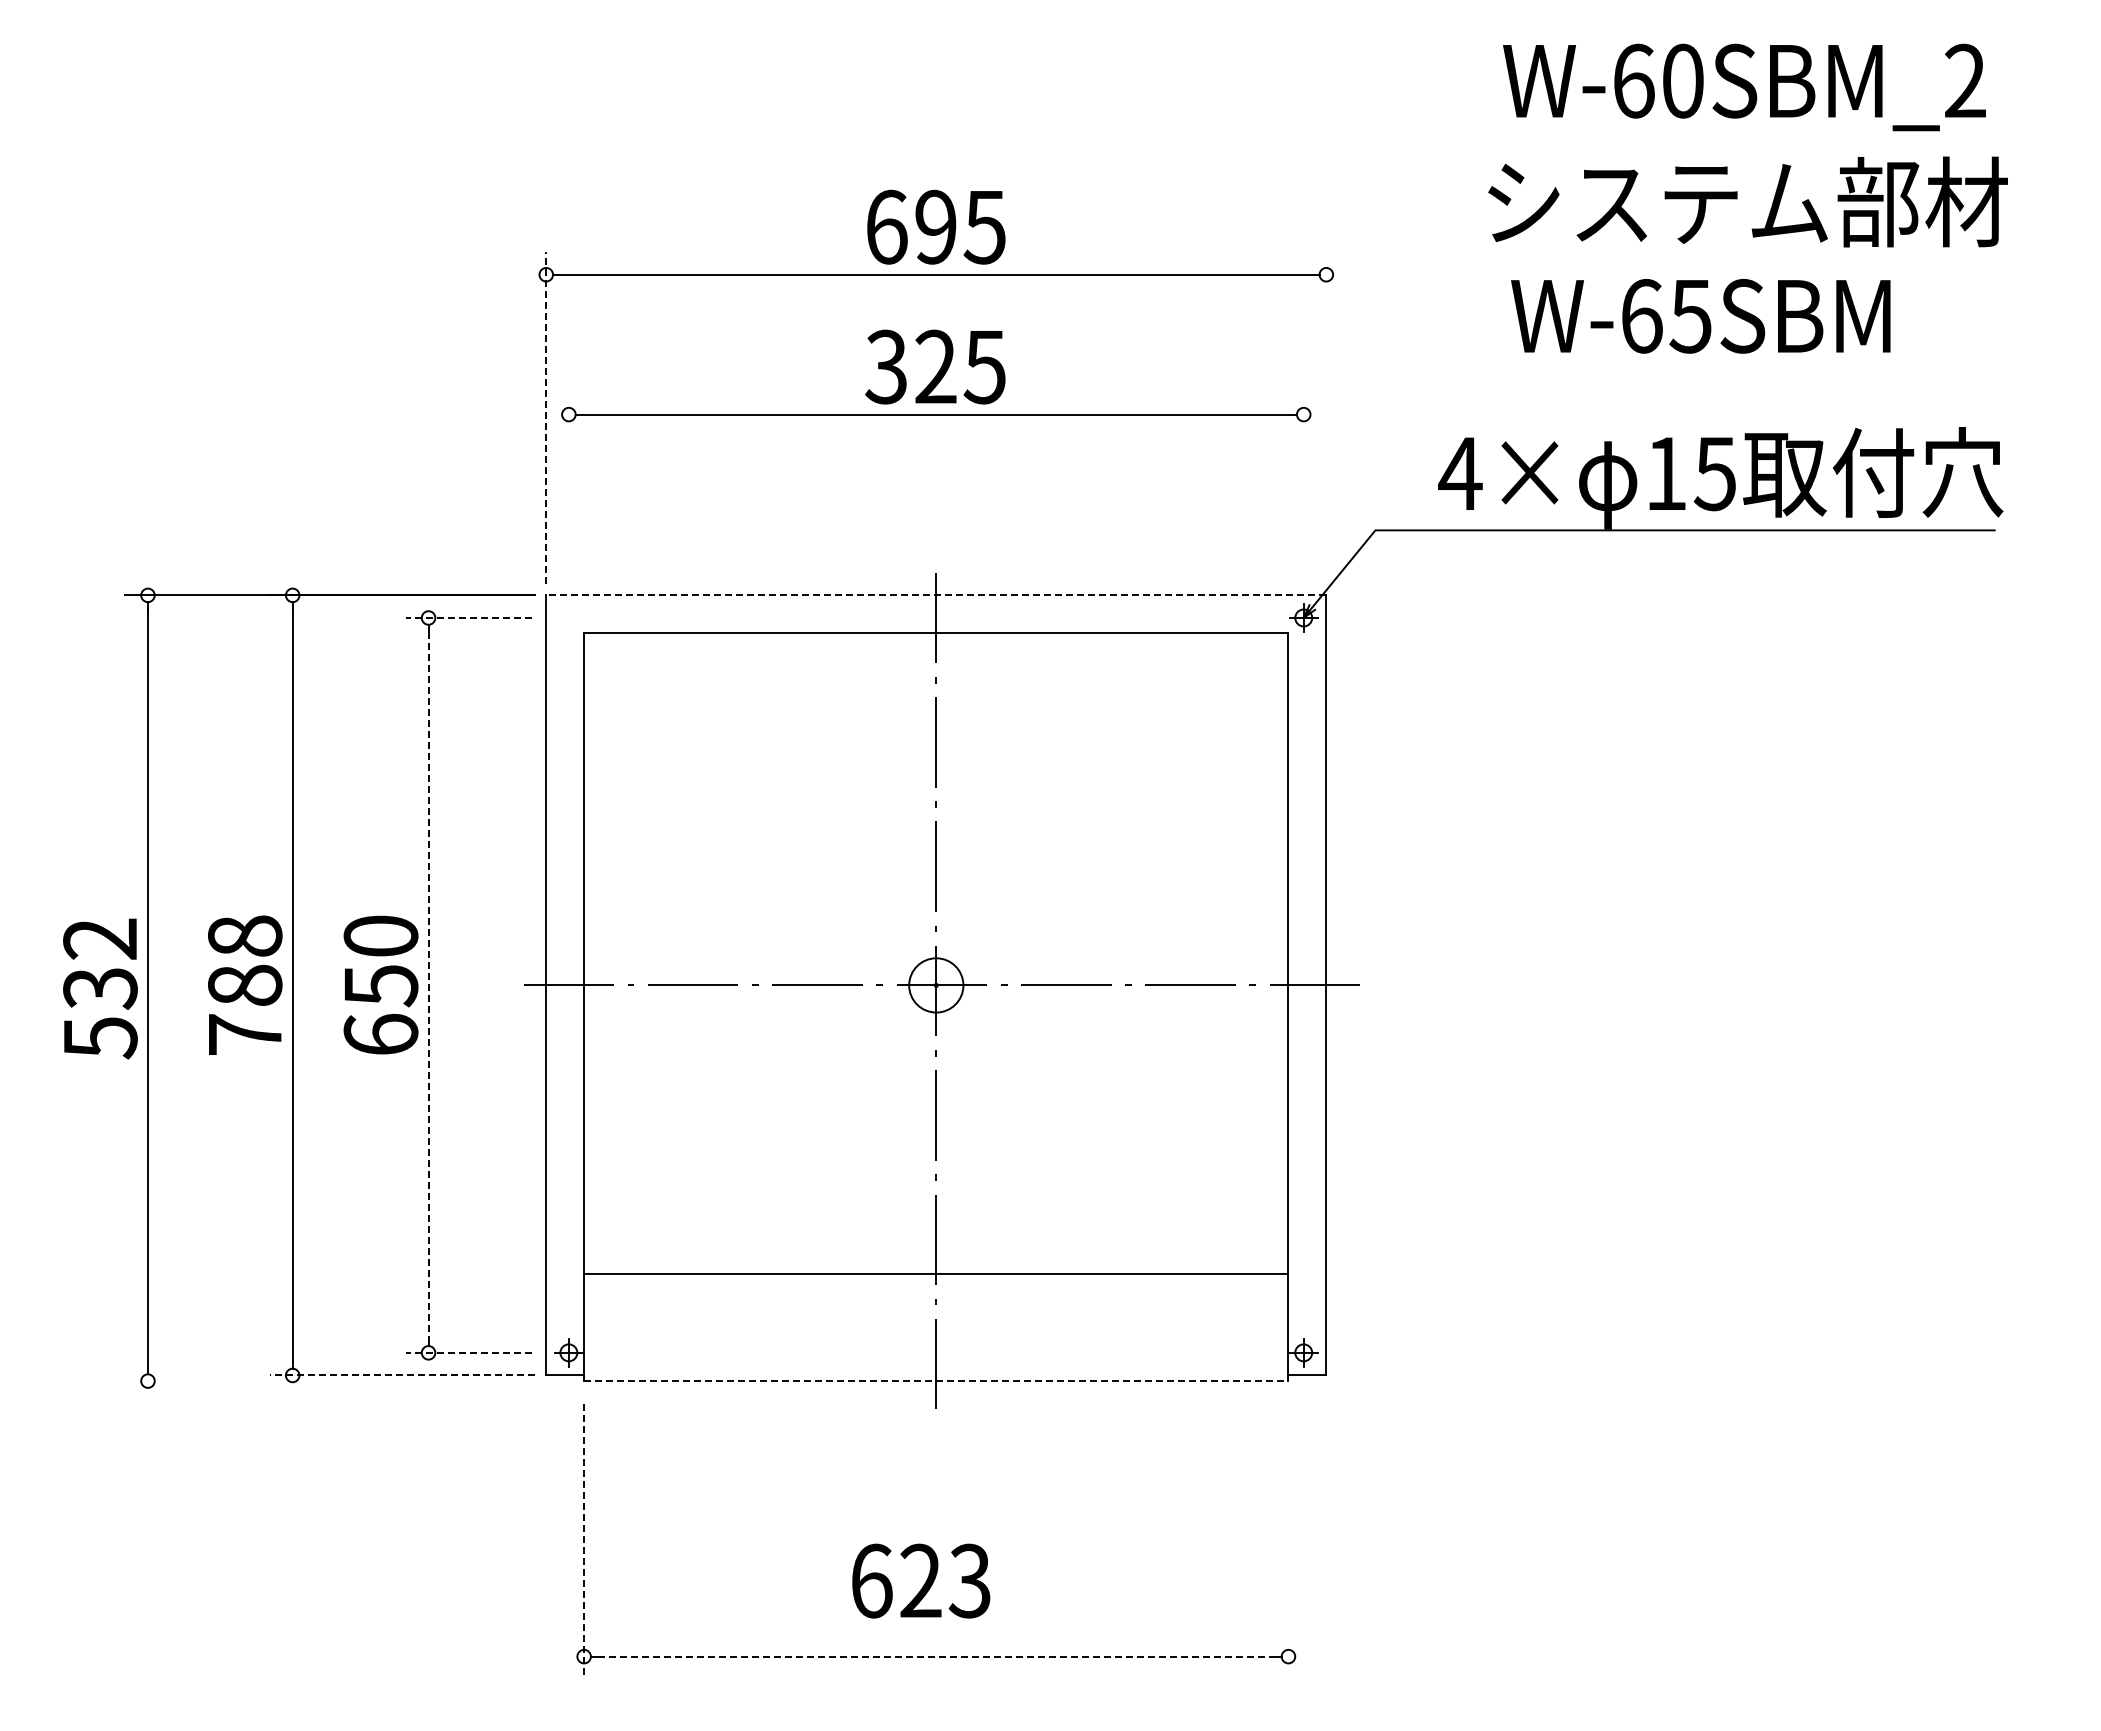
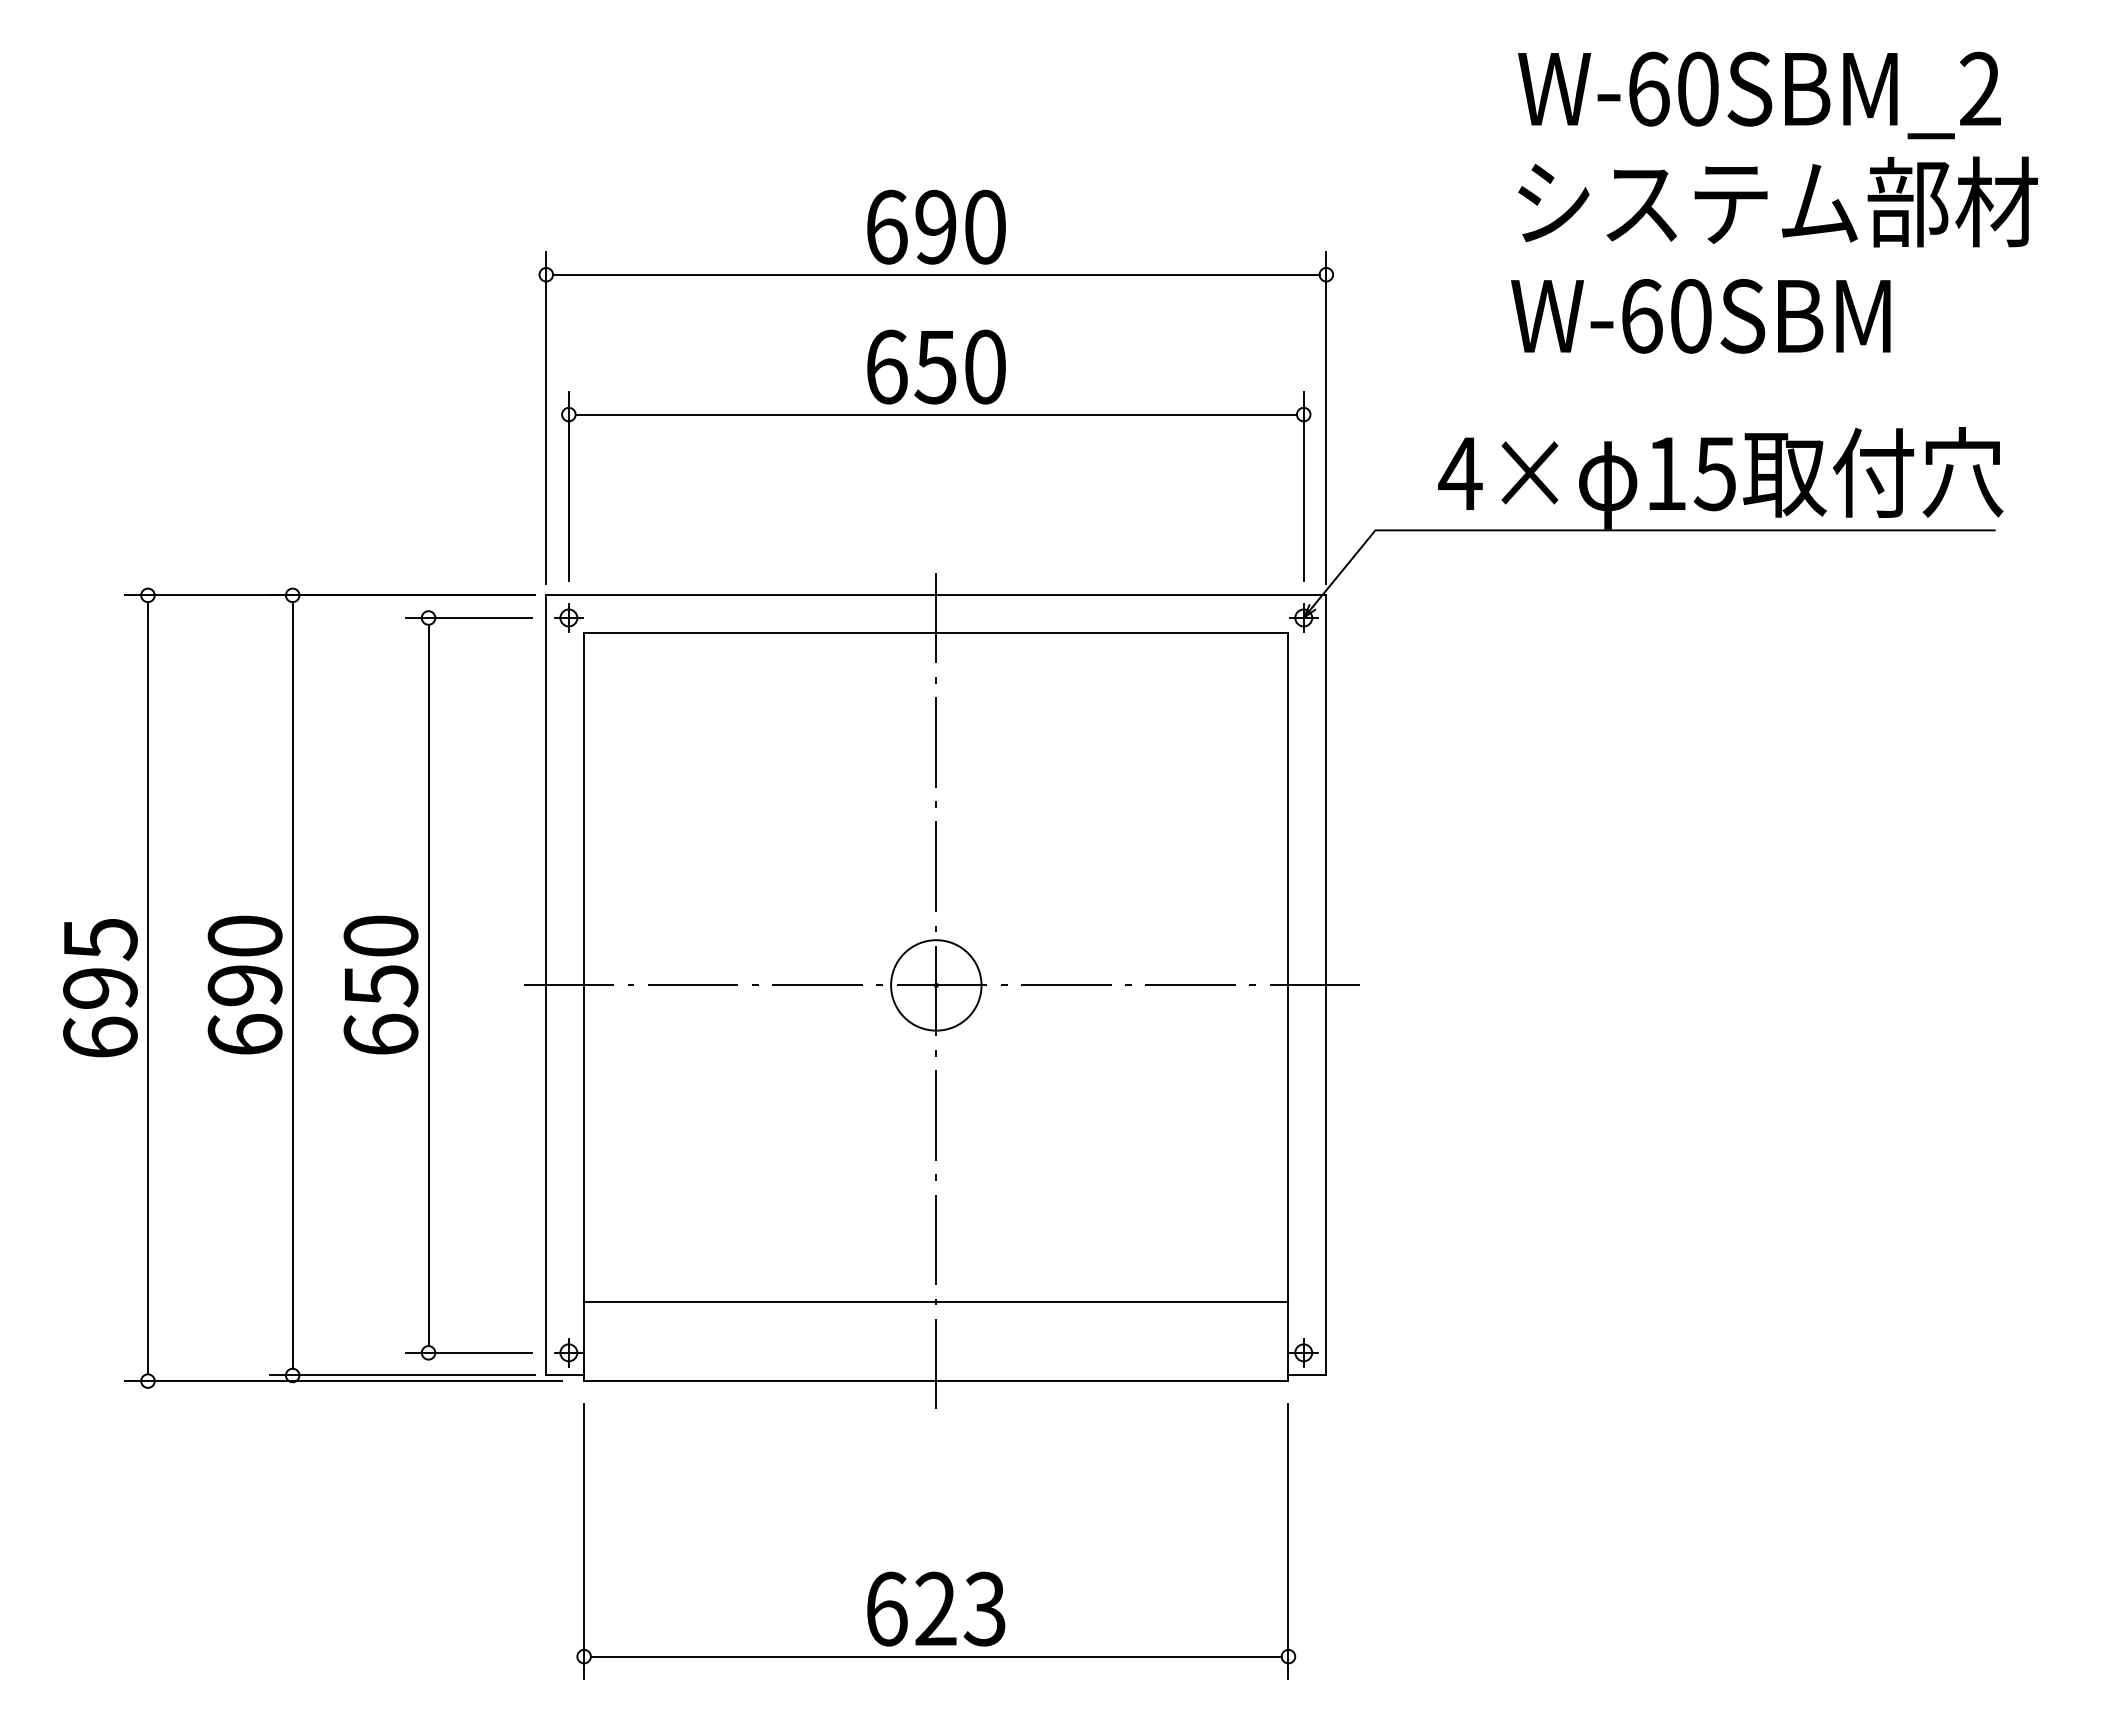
text position: (1744, 87) -> (1759, 95) (1759, 95)
text position: (1747, 201) -> (1777, 201) (1777, 201)
text: 695 -> 690 (984, 226)
text: W-65SBM -> W-60SBM (1690, 316)
text: 325 -> 650 (935, 366)
line: dashed -> solid (546, 418)
line: none -> present (1326, 418)
line: none -> present (568, 486)
line: none -> present (1303, 486)
line: dashed -> solid (935, 595)
line: dashed -> solid (468, 617)
part: none -> present (568, 617)
text: 788 -> 690 (244, 984)
line: dashed -> solid (428, 985)
circle diameter: 54 px -> 90 px (936, 985)
text: 532 -> 695 (100, 988)
line position: (936, 1273) -> (936, 1301) (936, 1301)
line: dashed -> solid (468, 1352)
line: dashed -> solid (402, 1375)
line: none -> present (343, 1381)
line: dashed -> solid (936, 1381)
line: dashed -> solid (584, 1541)
line: none -> present (1288, 1541)
text position: (921, 1580) -> (936, 1608) (936, 1608)
line: dashed -> solid (936, 1656)
